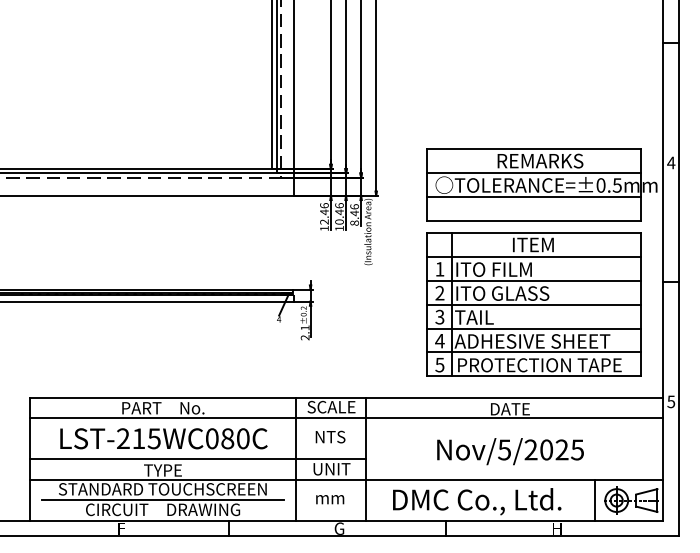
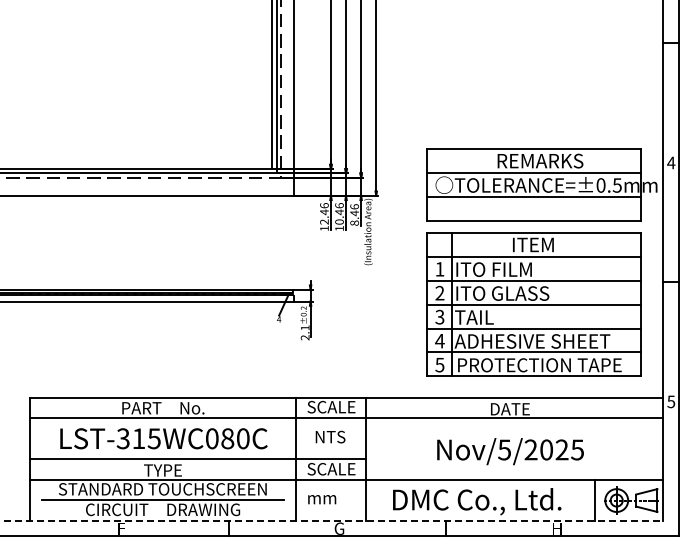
text: LST-215WC080C -> LST-315WC080C (122, 438)
text: UNIT -> SCALE (331, 468)
text position: (330, 499) -> (322, 499) (322, 499)
line: solid -> dashed (332, 520)
